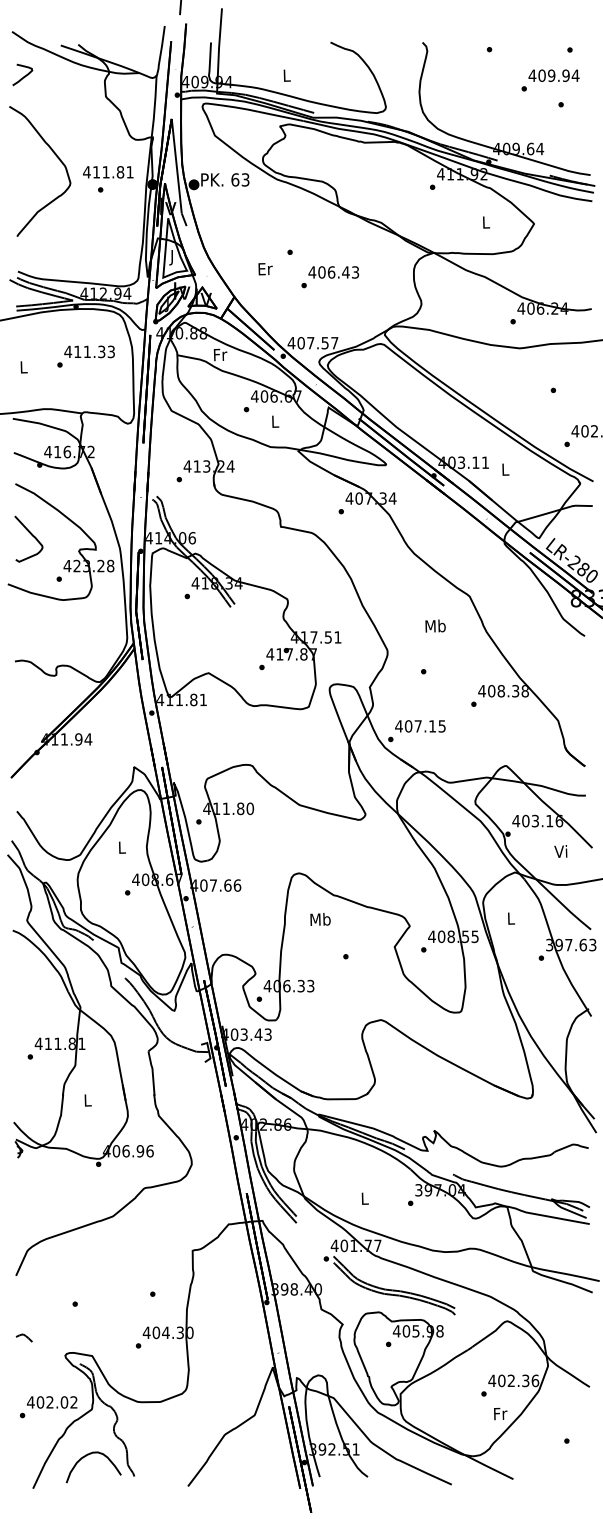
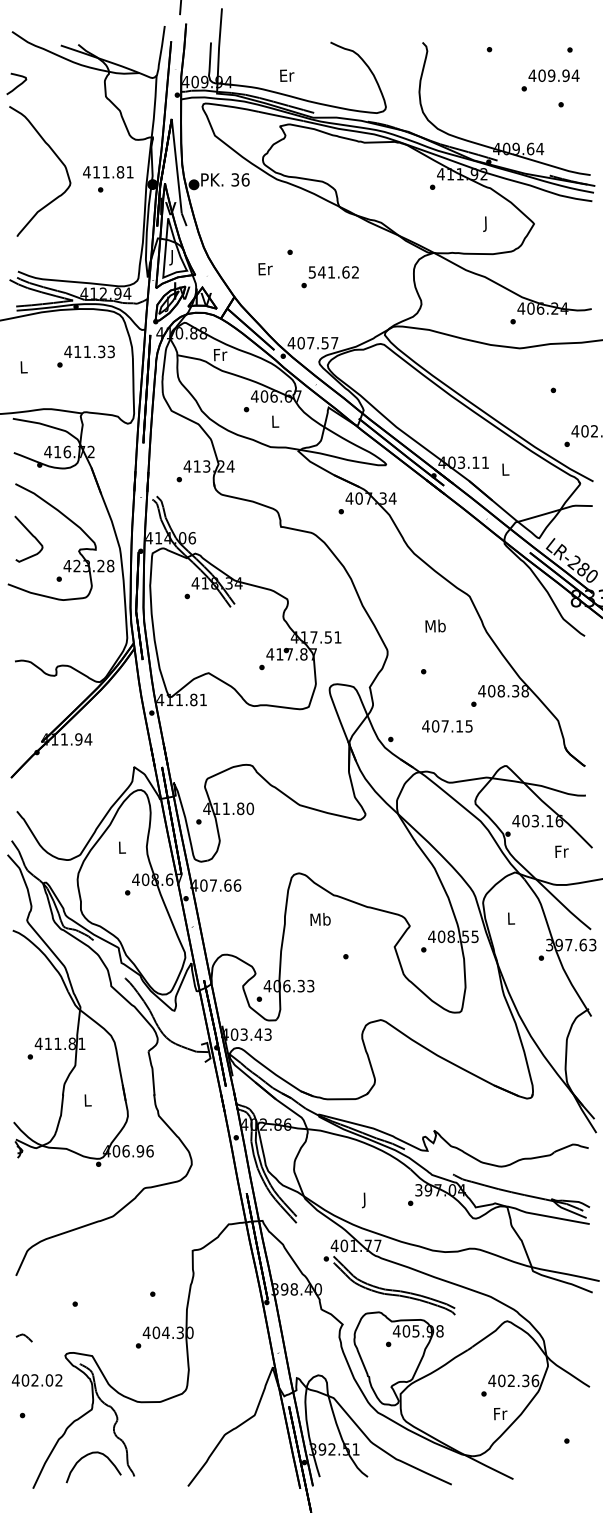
curve position: (24, 75) -> (18, 84) (18, 84)
text: L -> Er (287, 75)
text: 63 -> 36 (240, 179)
text: L -> J (486, 223)
text: 406.43 -> 541.62 (333, 272)
text position: (420, 726) -> (447, 726) (447, 726)
text: Vi -> Fr (561, 851)
text: L -> J (364, 1200)
text position: (52, 1402) -> (37, 1380) (37, 1380)
